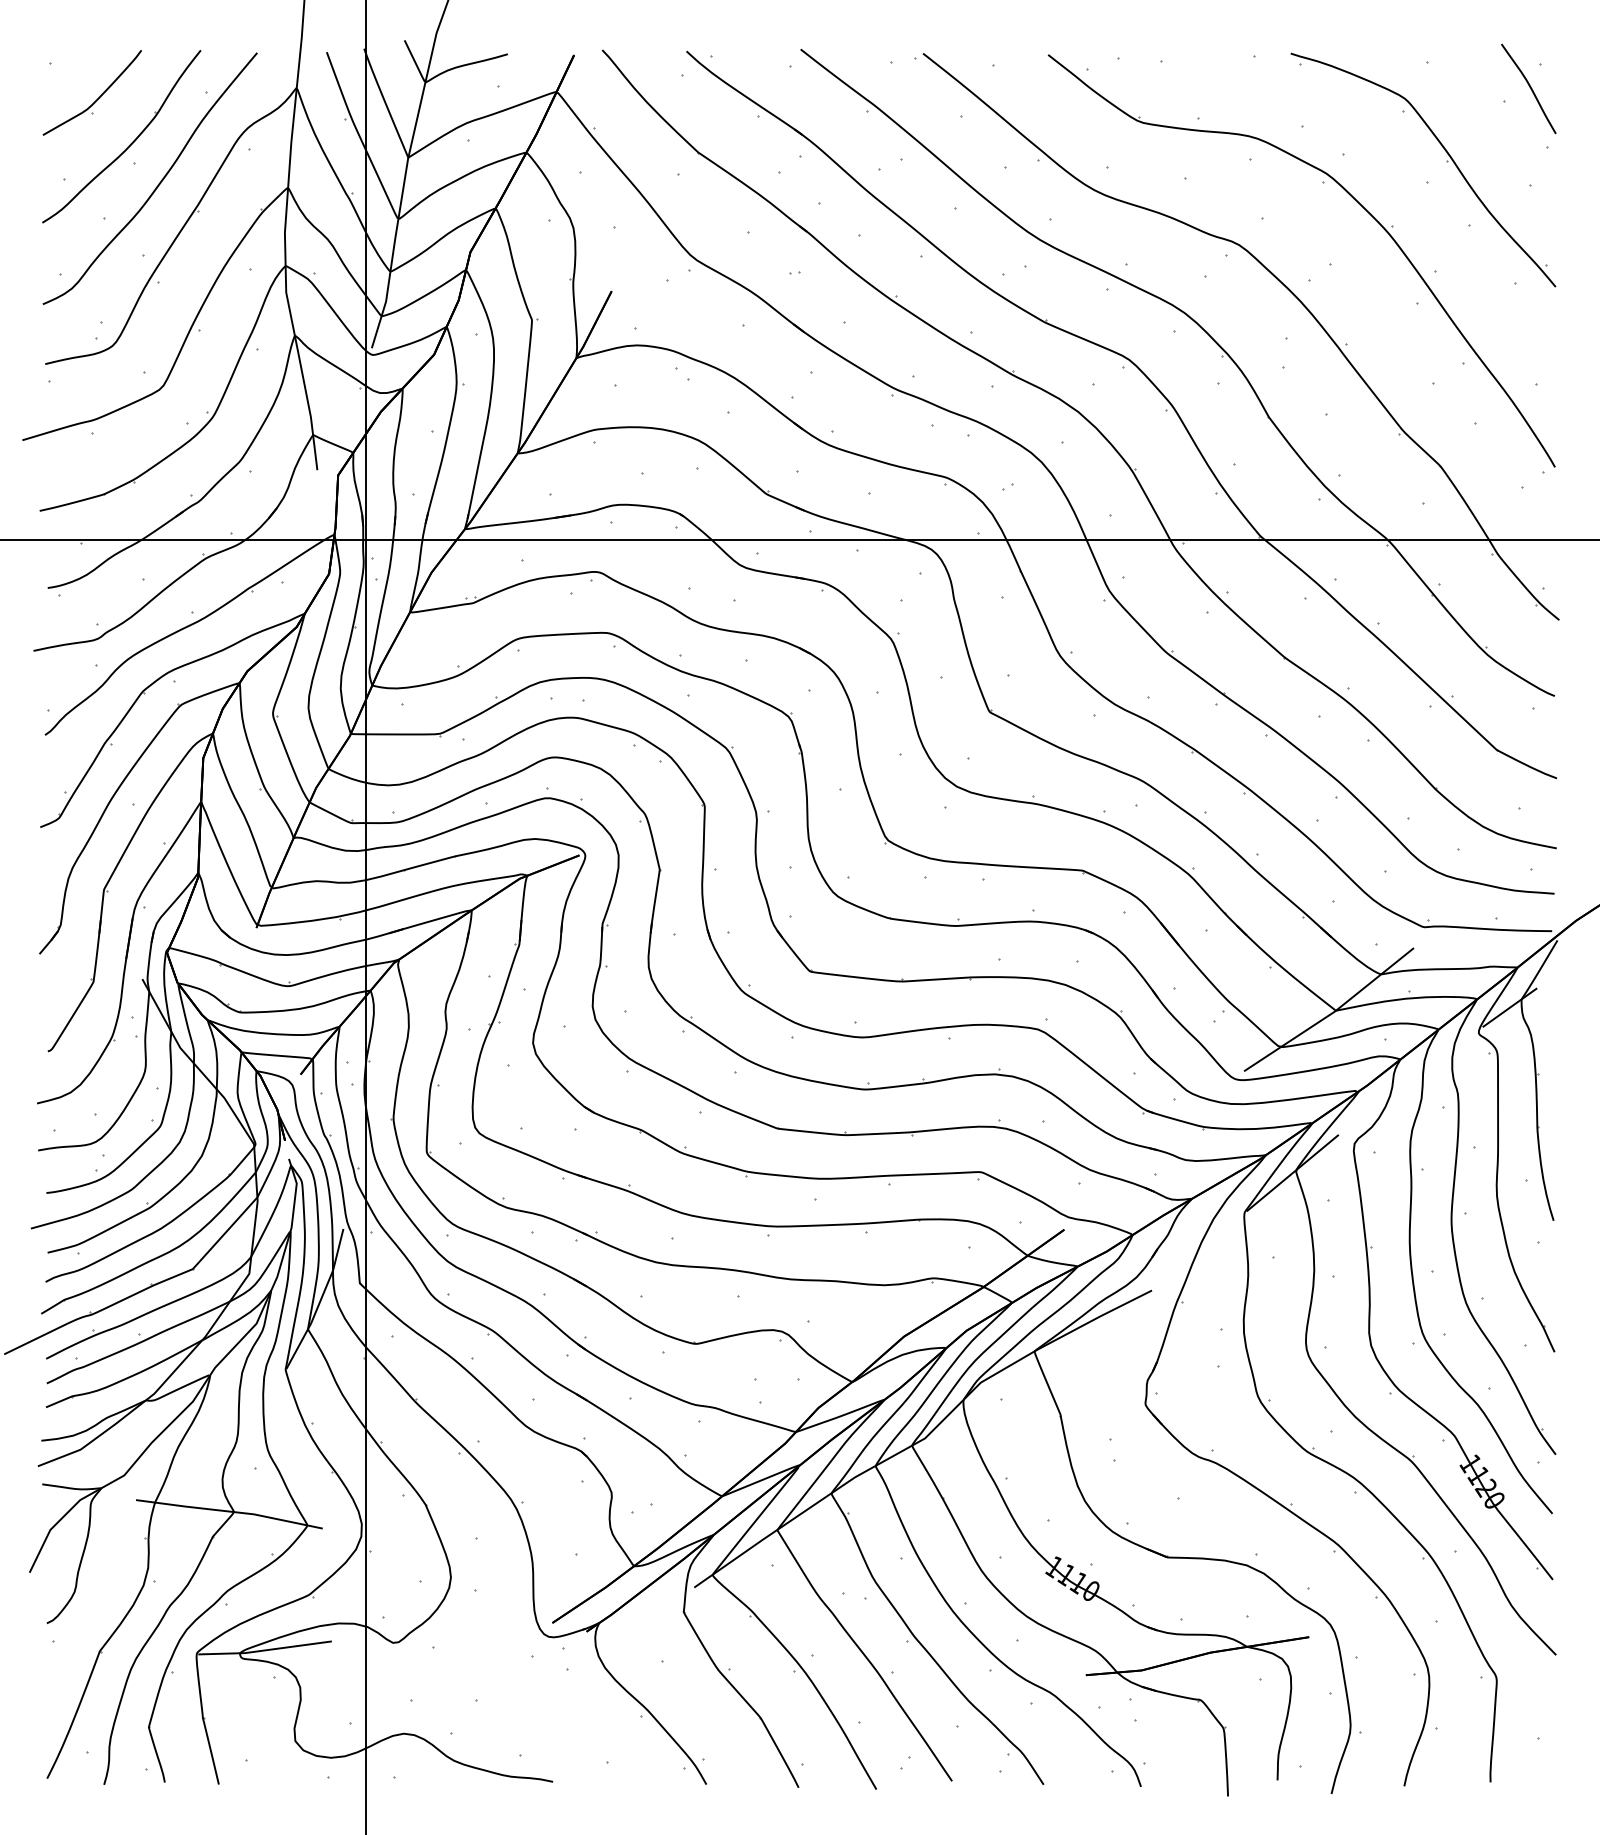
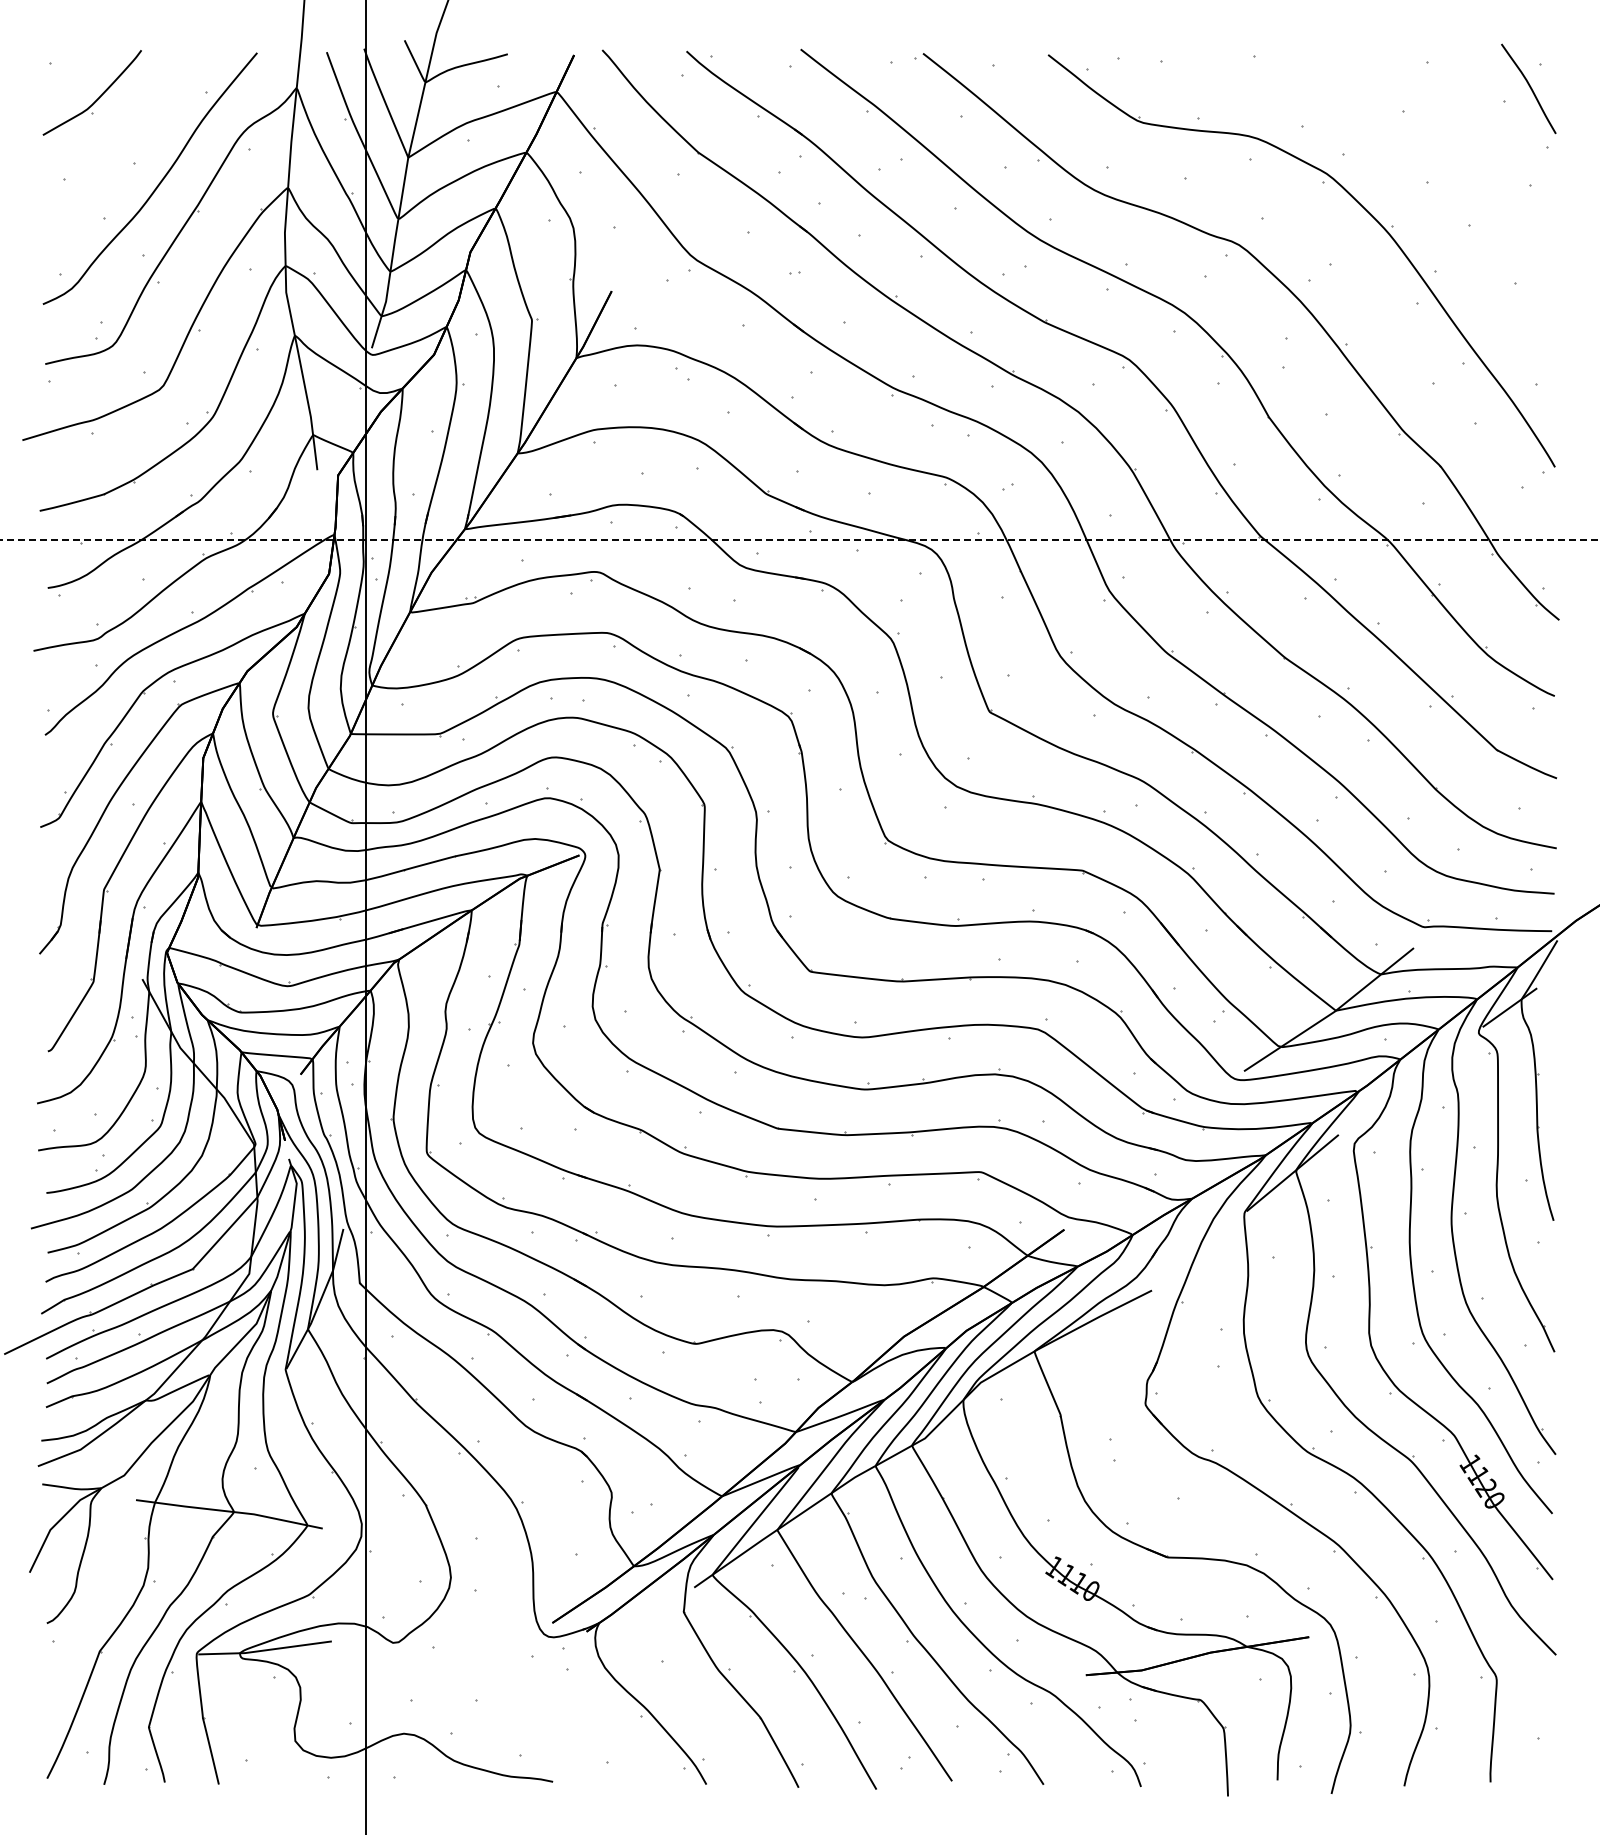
part: present -> none (129, 144)
part: present -> none (1446, 161)
line: solid -> dashed (799, 539)
